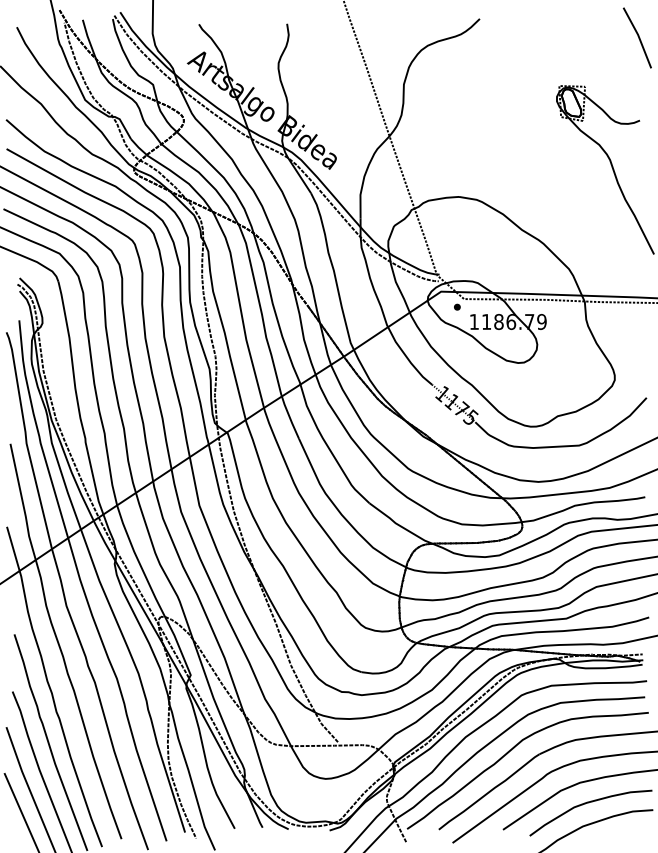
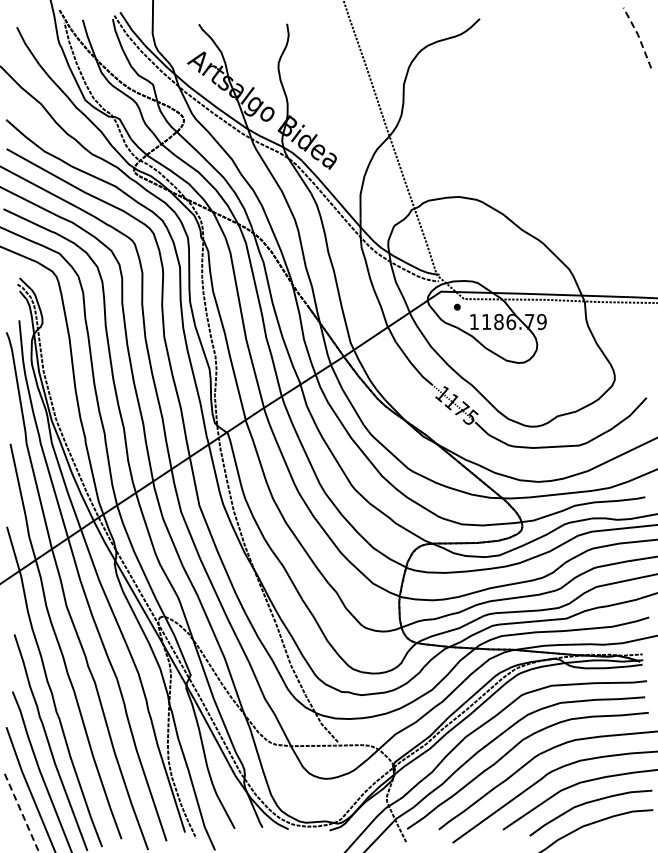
line: solid -> dashed (638, 36)
part: present -> none (611, 167)
line: solid -> dashed (21, 812)
